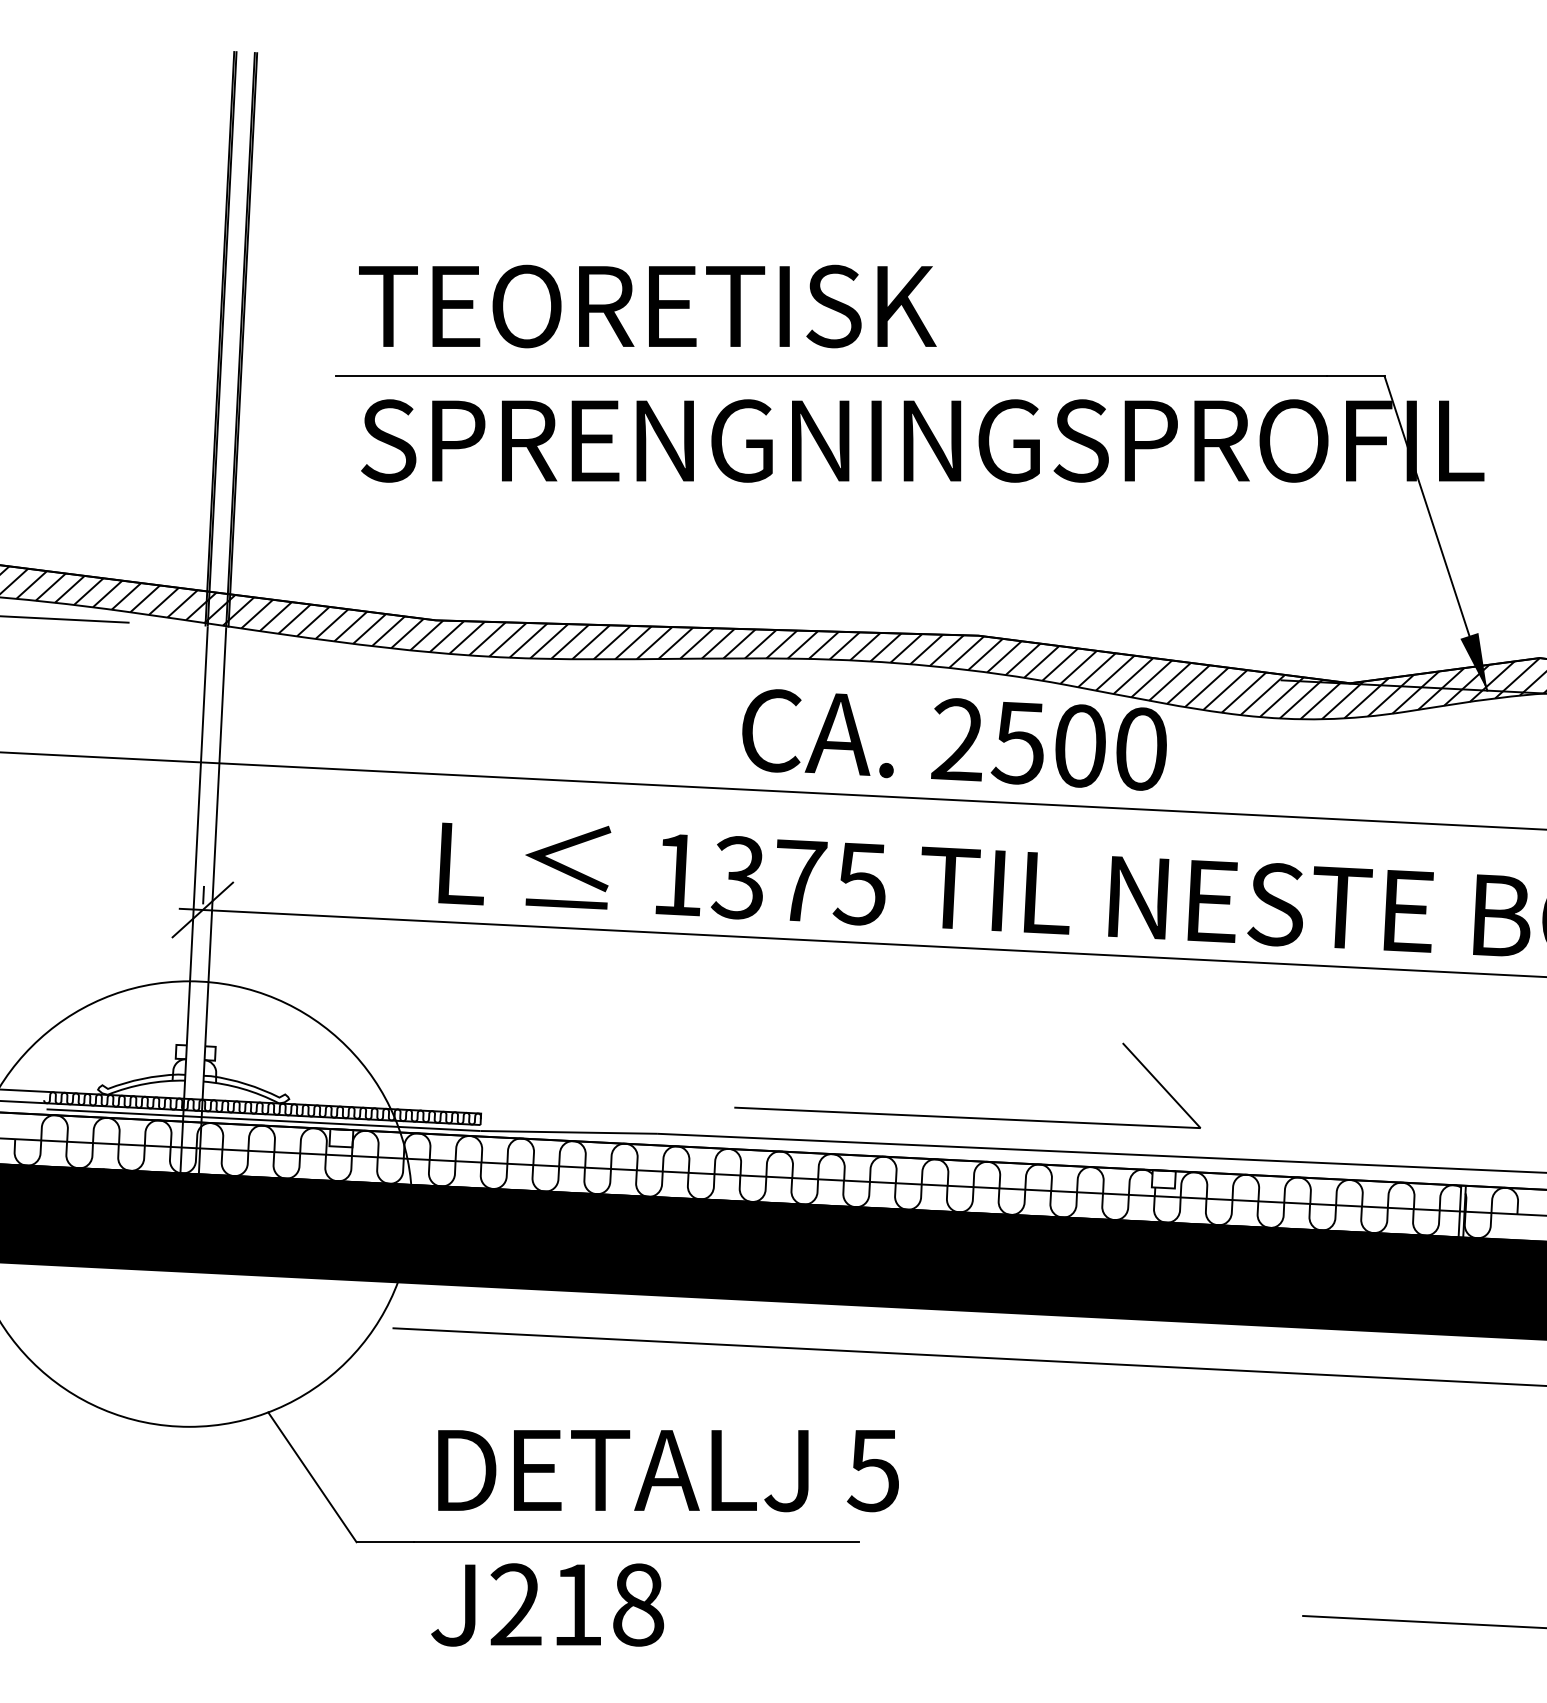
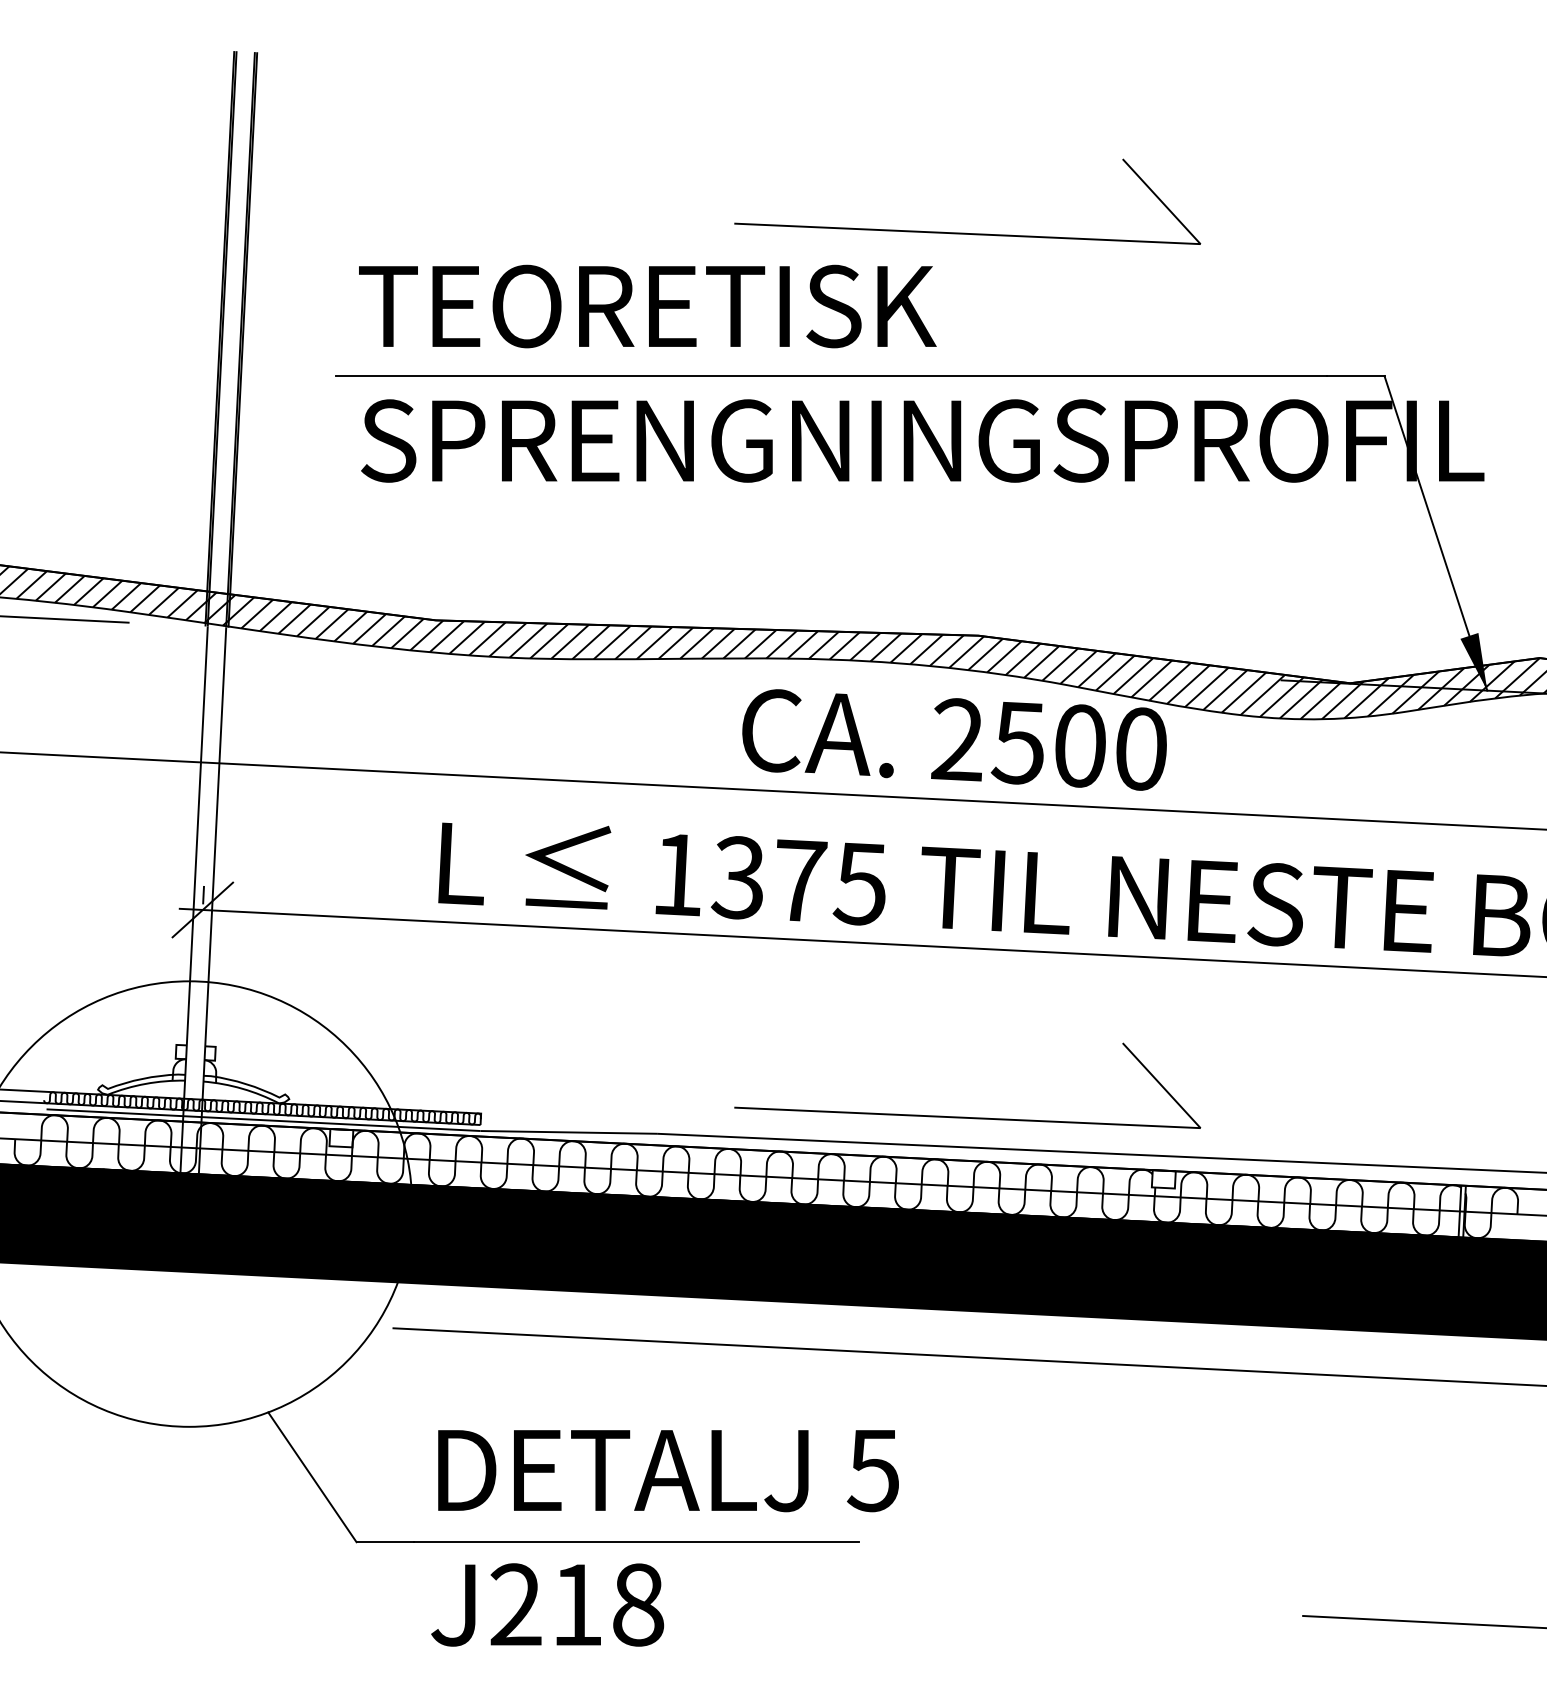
part: none -> present (965, 232)
